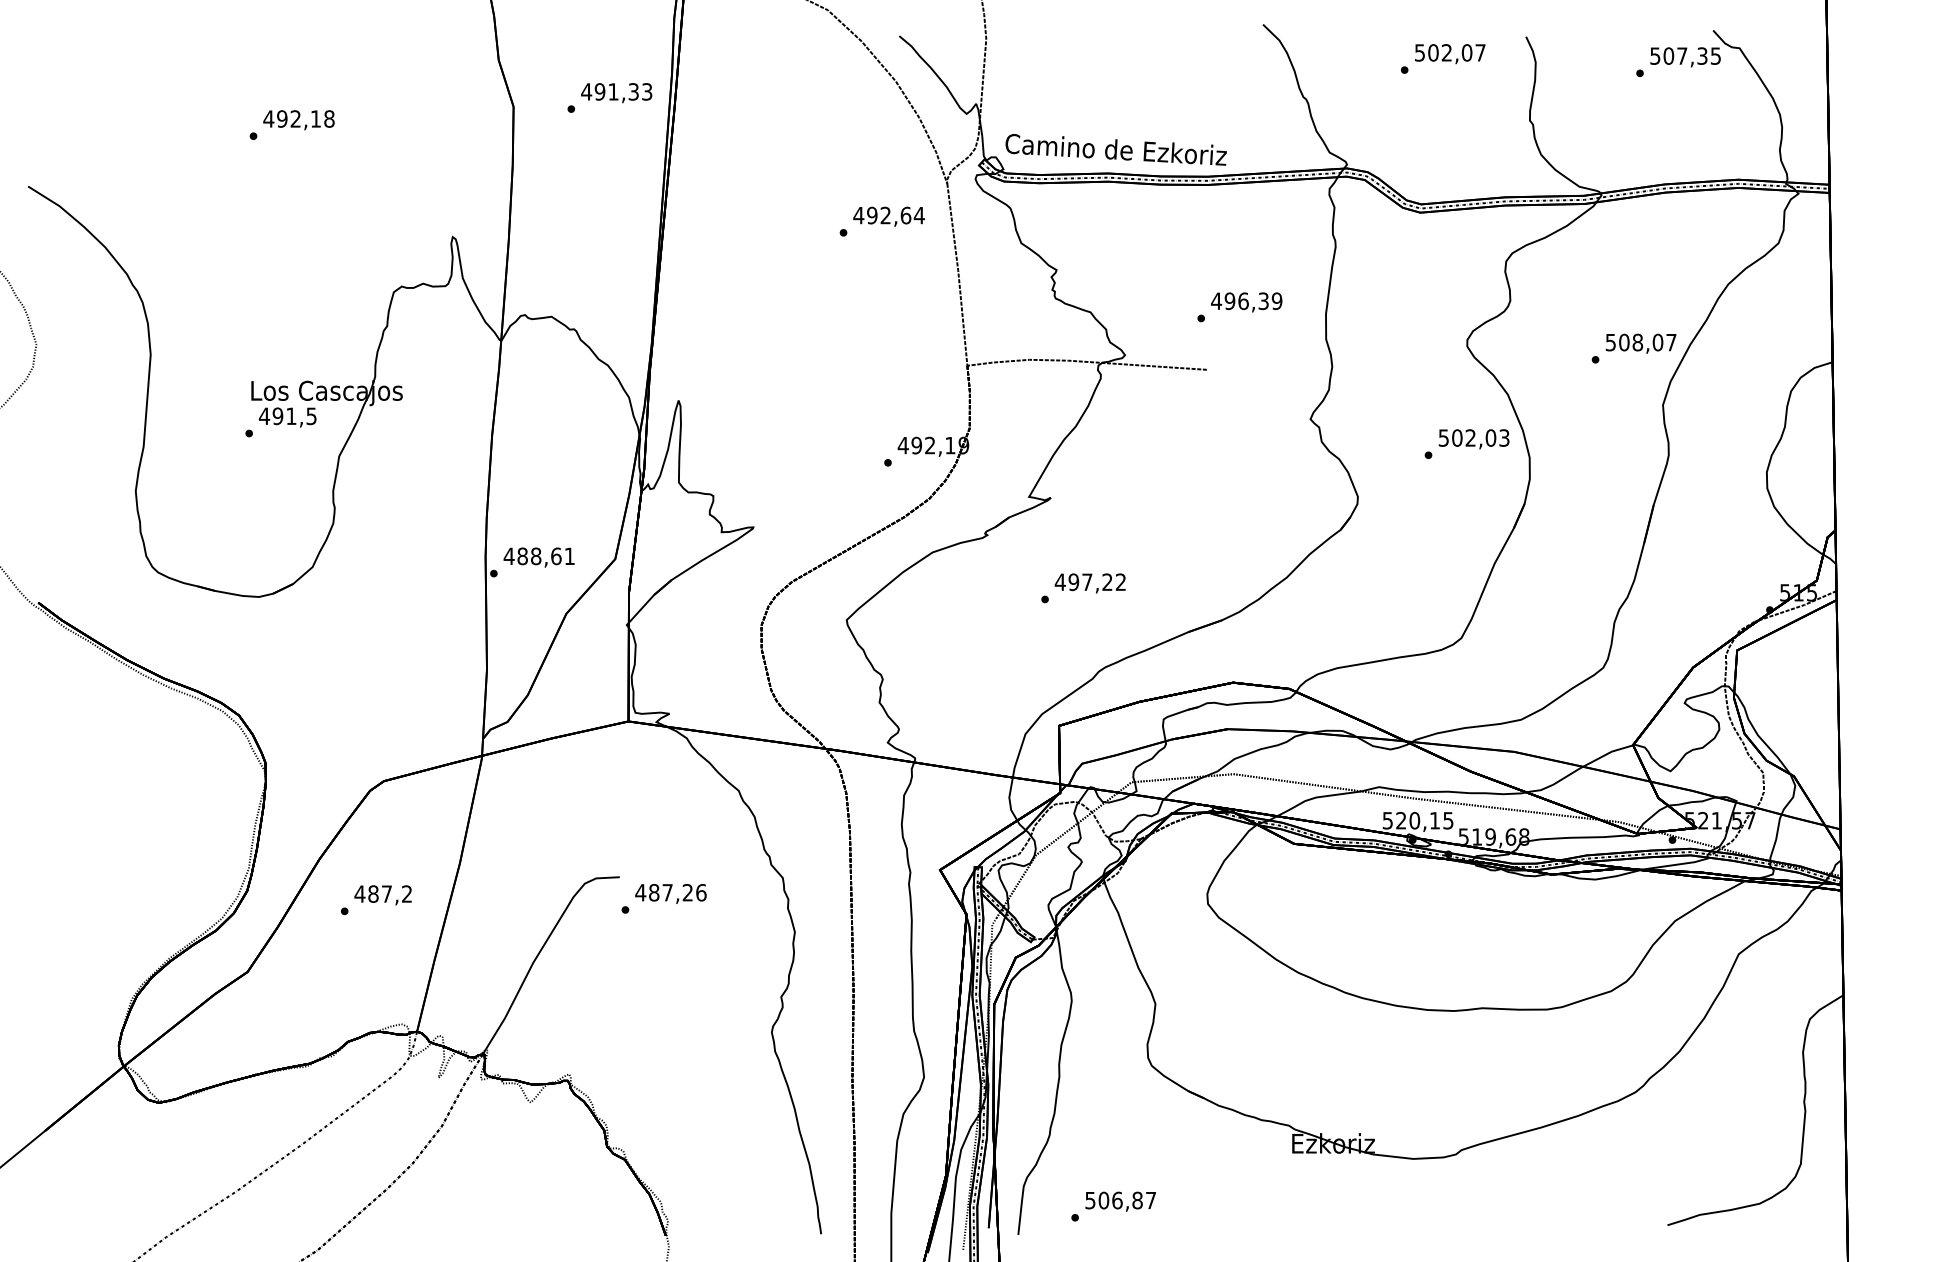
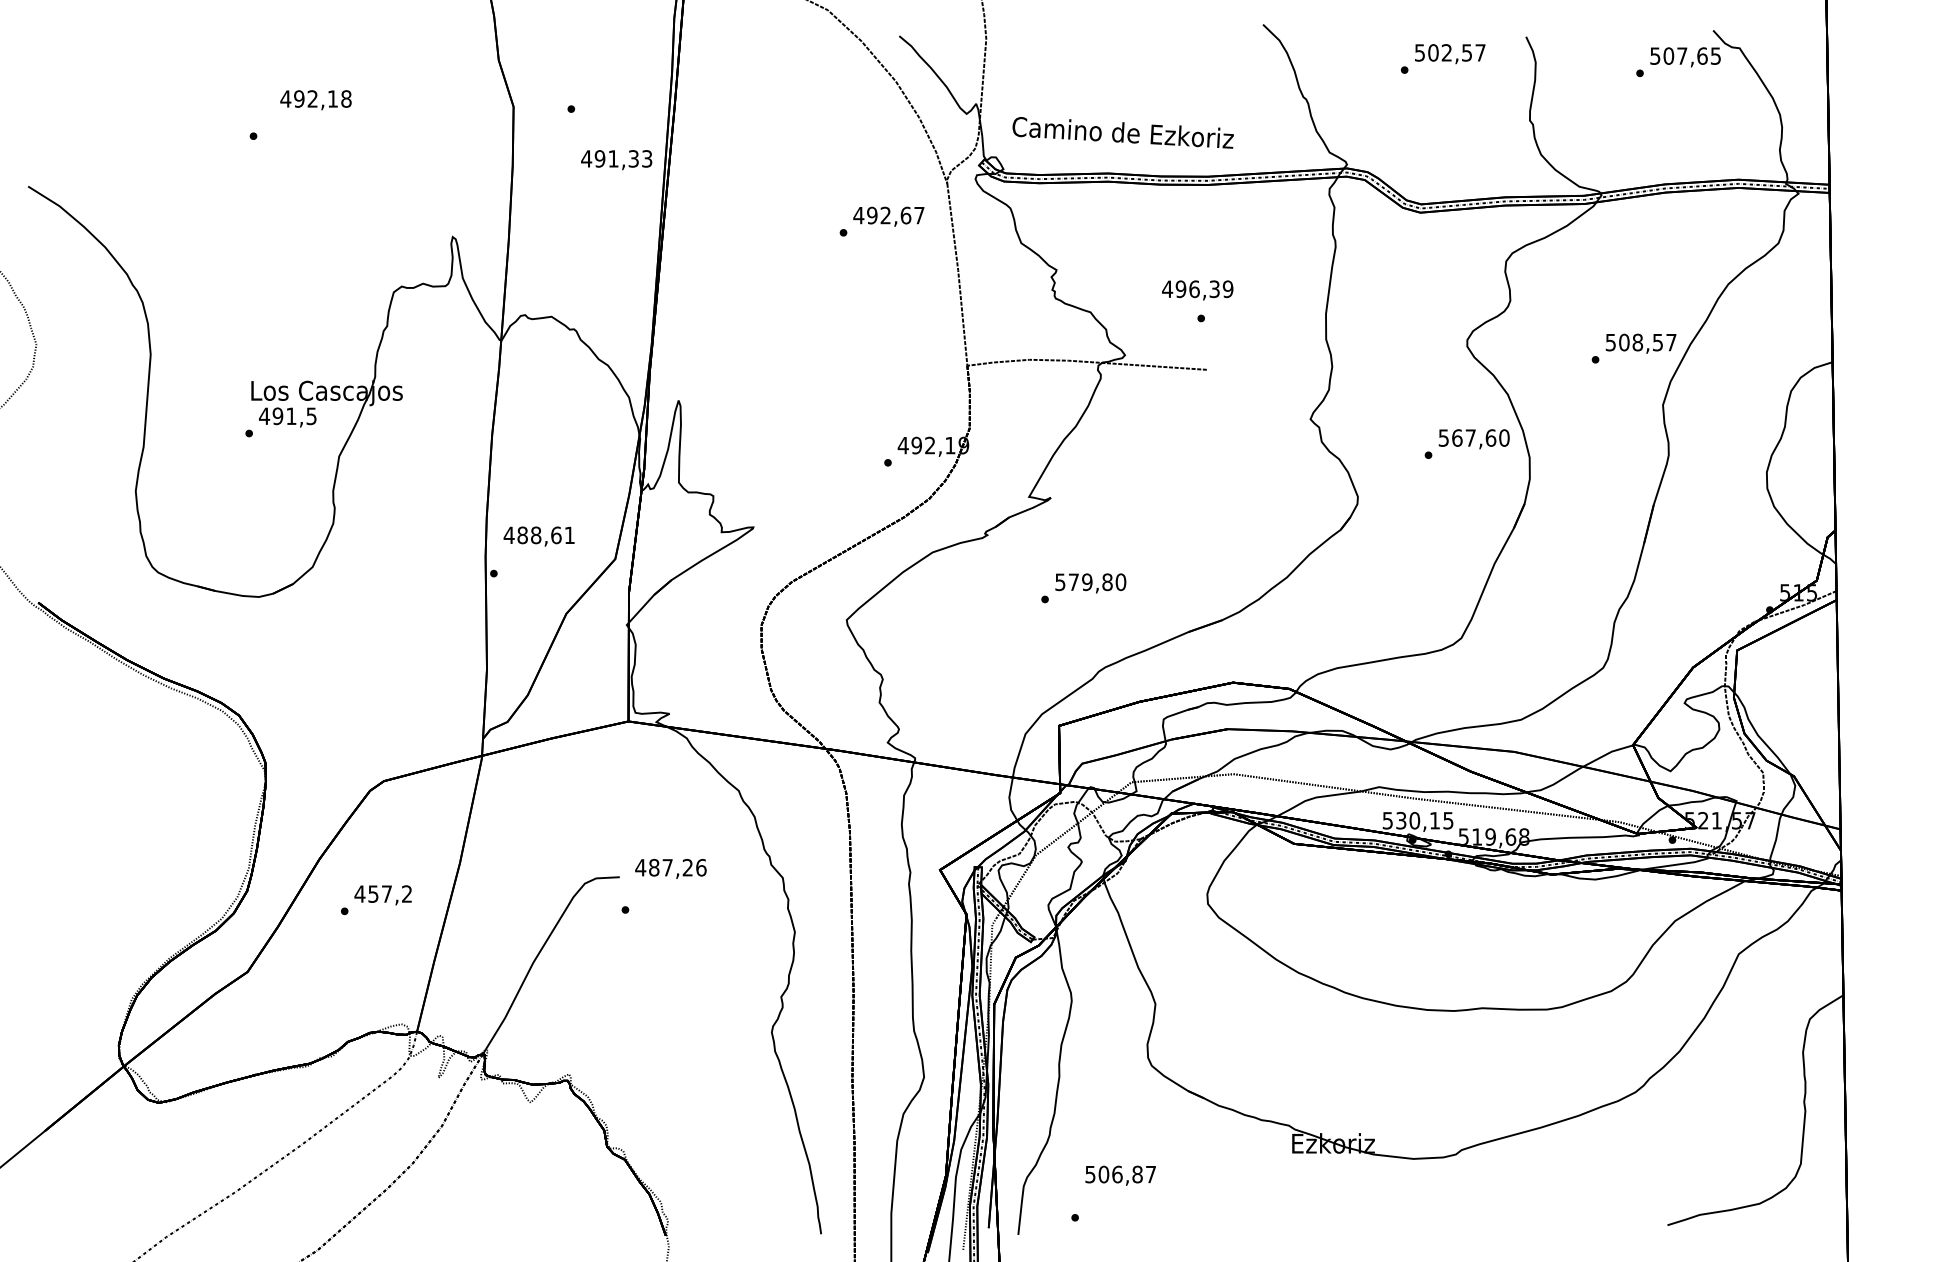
text: 502,07 -> 502,57 (1466, 52)
text: 507,35 -> 507,65 (1702, 55)
text position: (616, 93) -> (616, 160) (616, 160)
text position: (298, 120) -> (315, 100) (315, 100)
text position: (1115, 149) -> (1122, 132) (1122, 132)
text: 492,64 -> 492,67 (918, 215)
text position: (1246, 302) -> (1197, 290) (1197, 290)
text: 508,07 -> 508,57 (1657, 342)
text: 502,03 -> 567,60 (1480, 437)
text position: (538, 557) -> (538, 536) (538, 536)
text: 497,22 -> 579,80 (1090, 582)
text: 520,15 -> 530,15 (1401, 820)
text: 487,2 -> 457,2 (373, 893)
text position: (670, 893) -> (670, 868) (670, 868)
text position: (1120, 1201) -> (1120, 1175) (1120, 1175)
